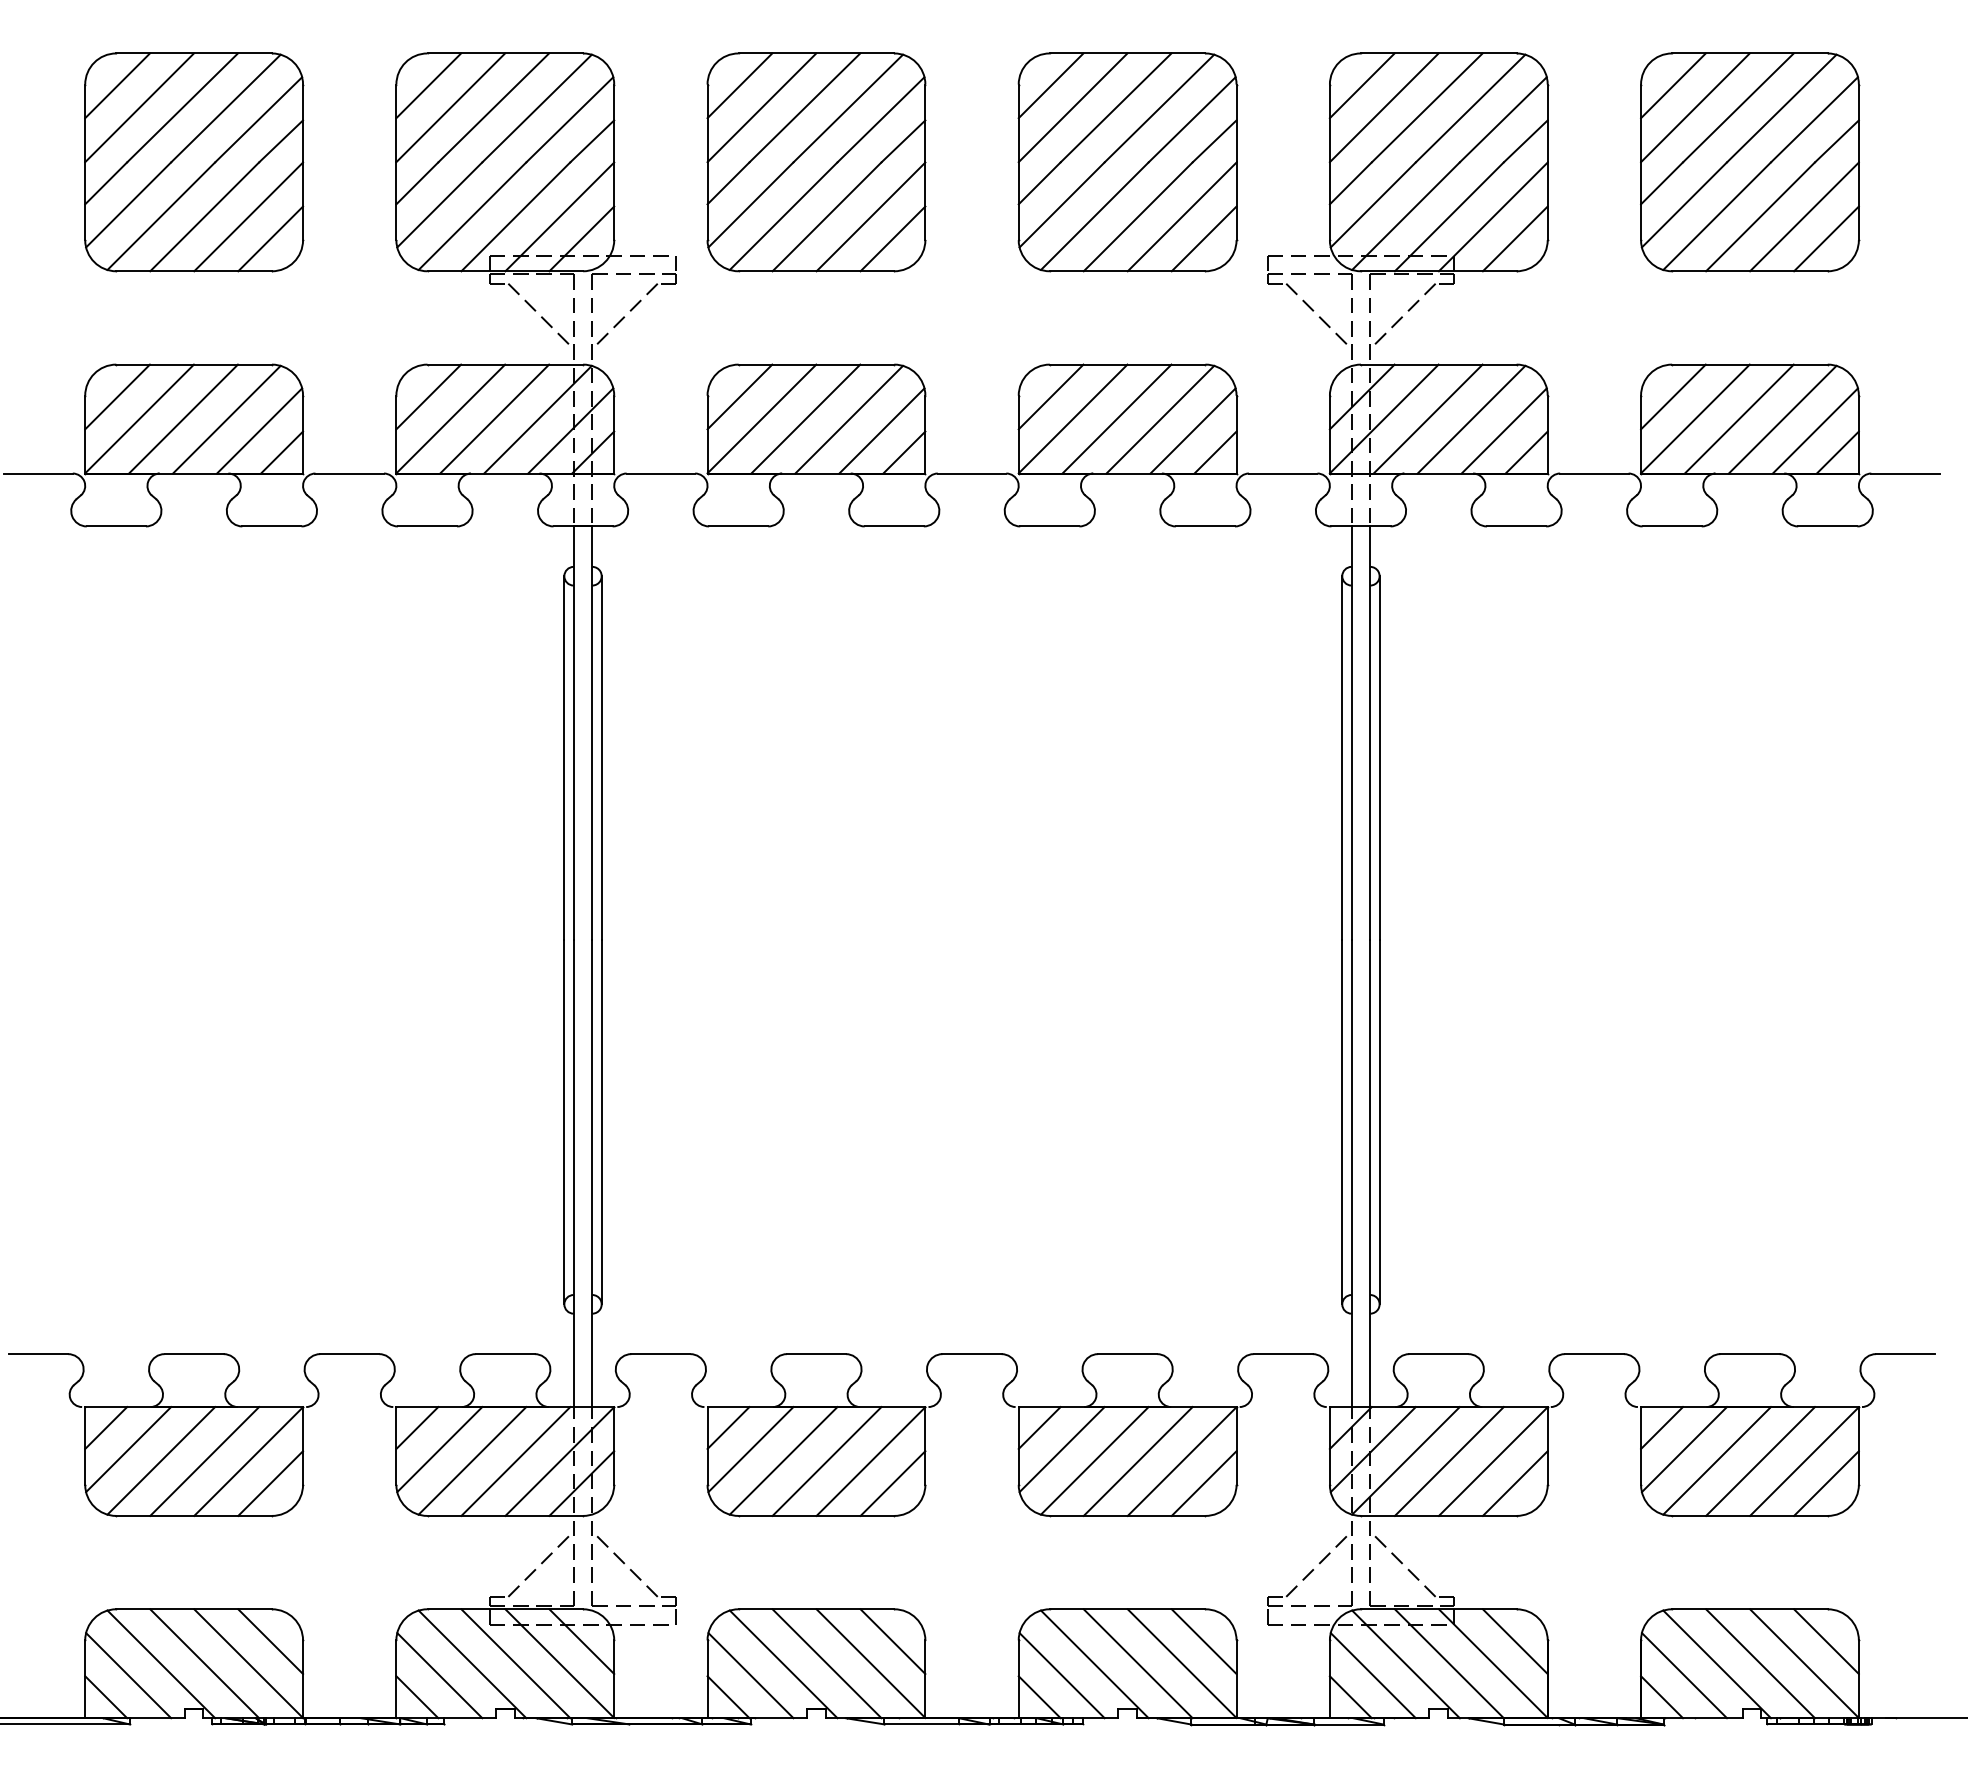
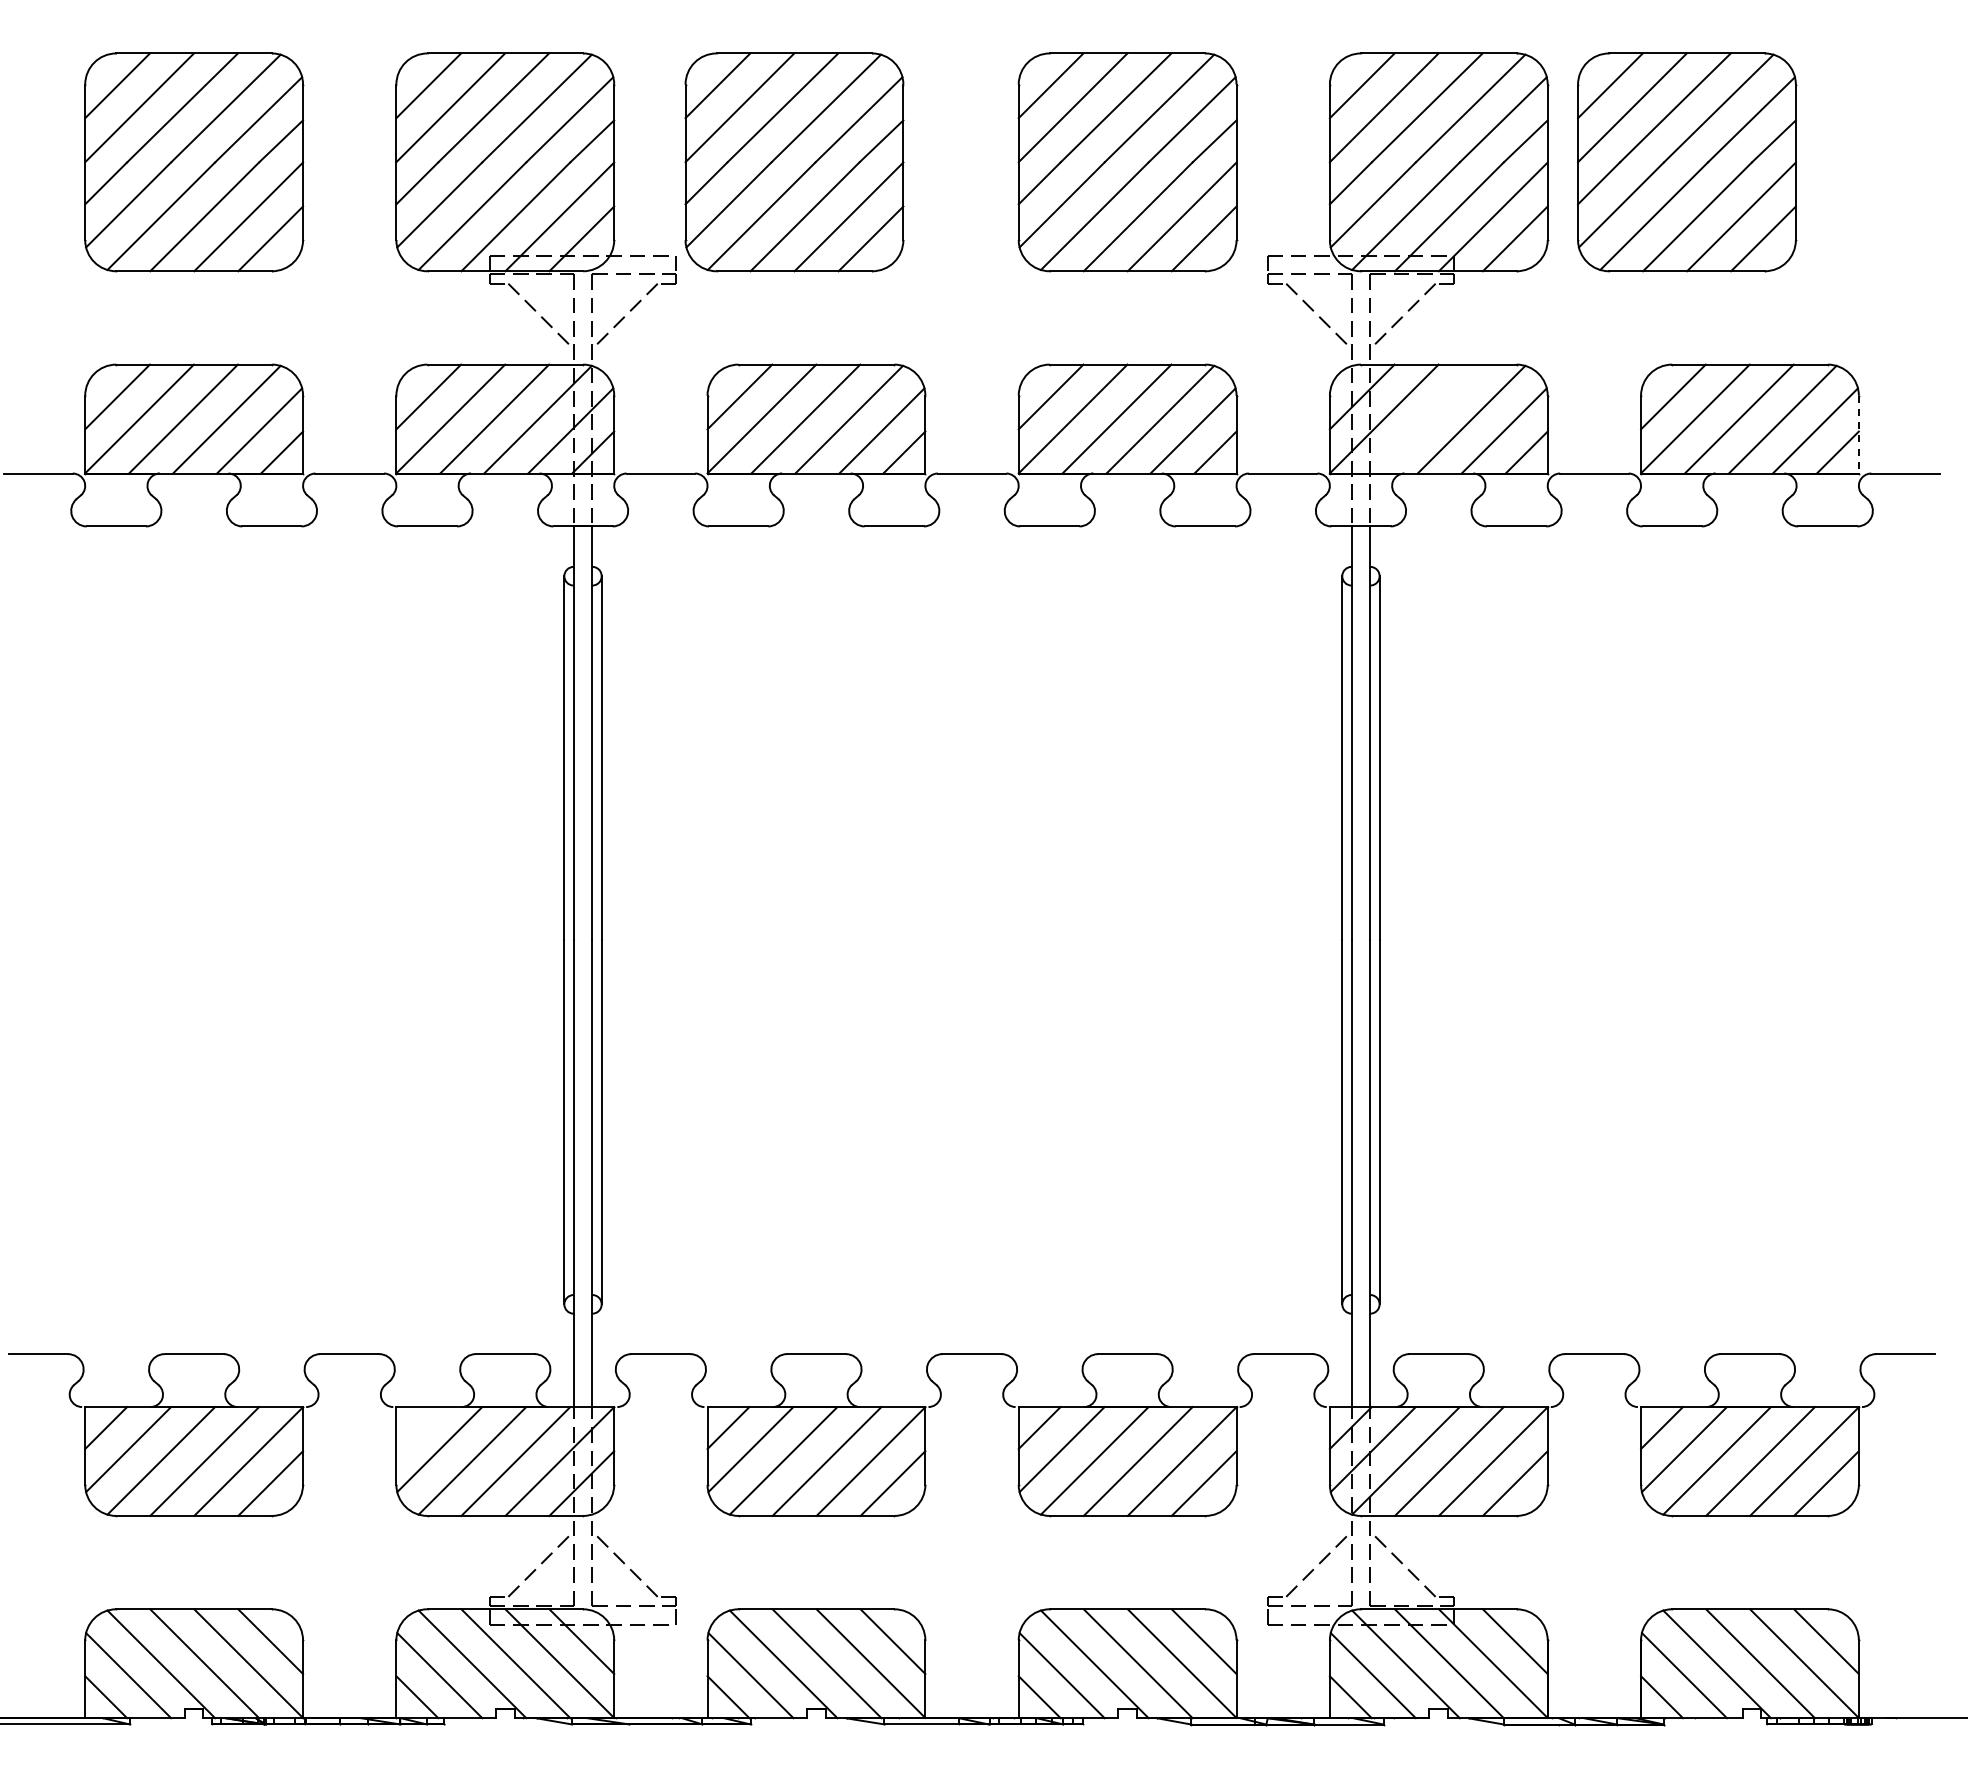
part position: (816, 162) -> (794, 162) (794, 162)
part position: (1750, 162) -> (1687, 162) (1687, 162)
line: present -> none (1427, 418)
line: solid -> dashed (1858, 434)
line: present -> none (417, 1427)
